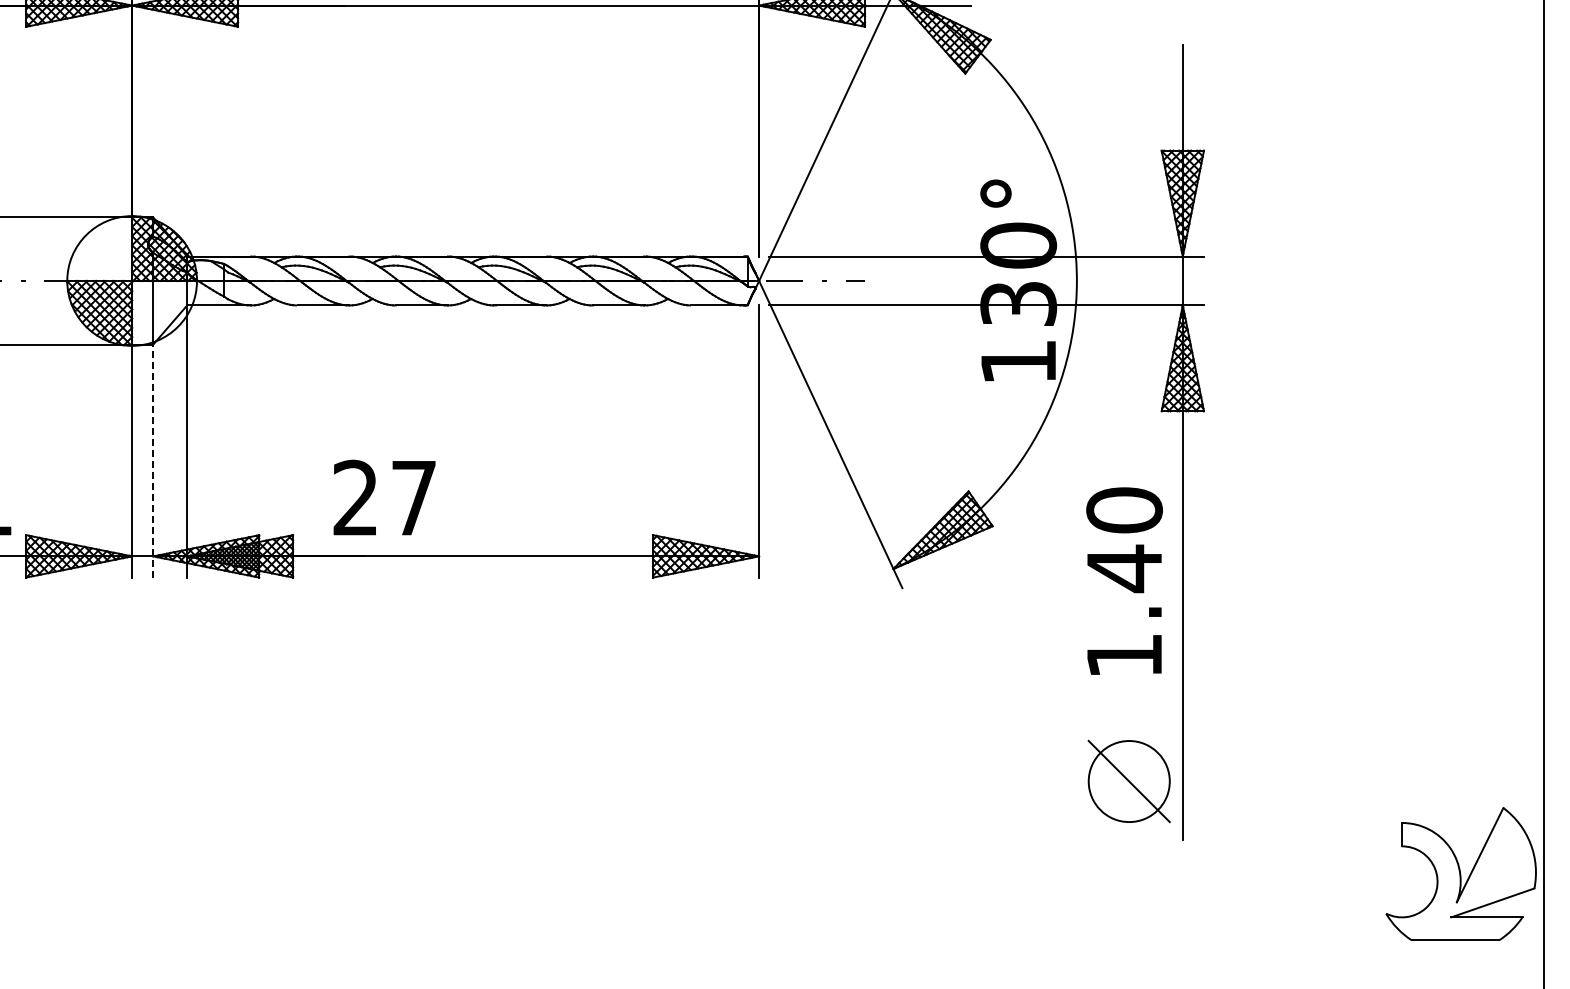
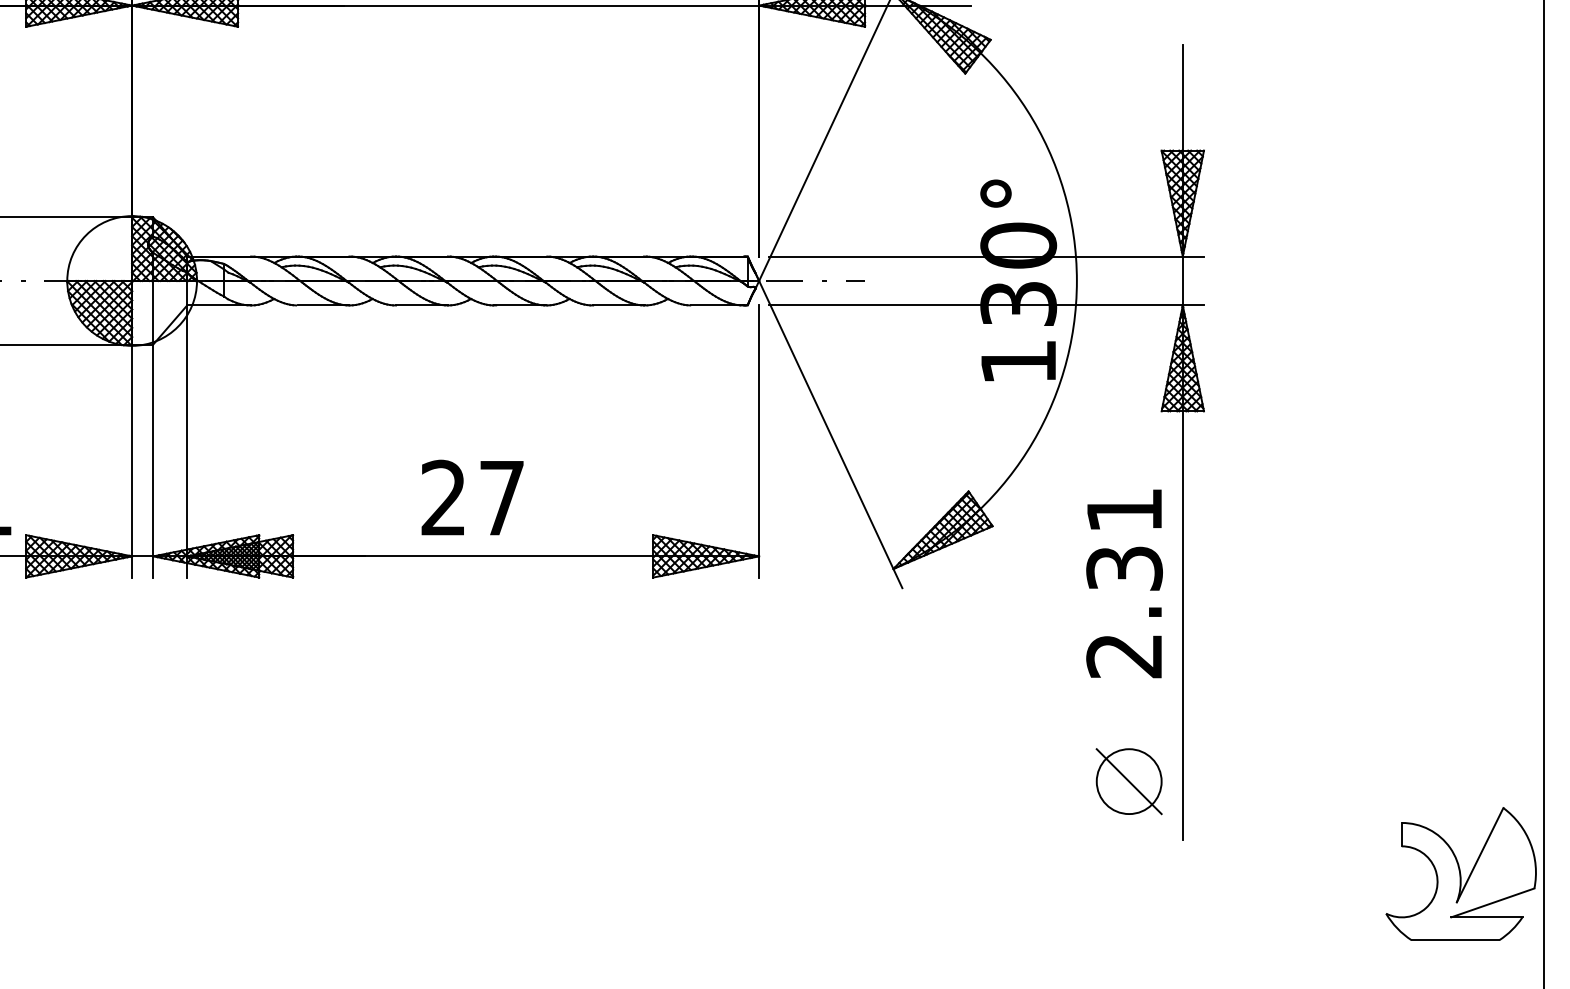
line: dashed -> solid (153, 461)
text position: (384, 497) -> (472, 497) (472, 497)
text: 1.40 -> 2.31 (1124, 582)
part size: 84x85 px -> 68x68 px (1128, 781)
